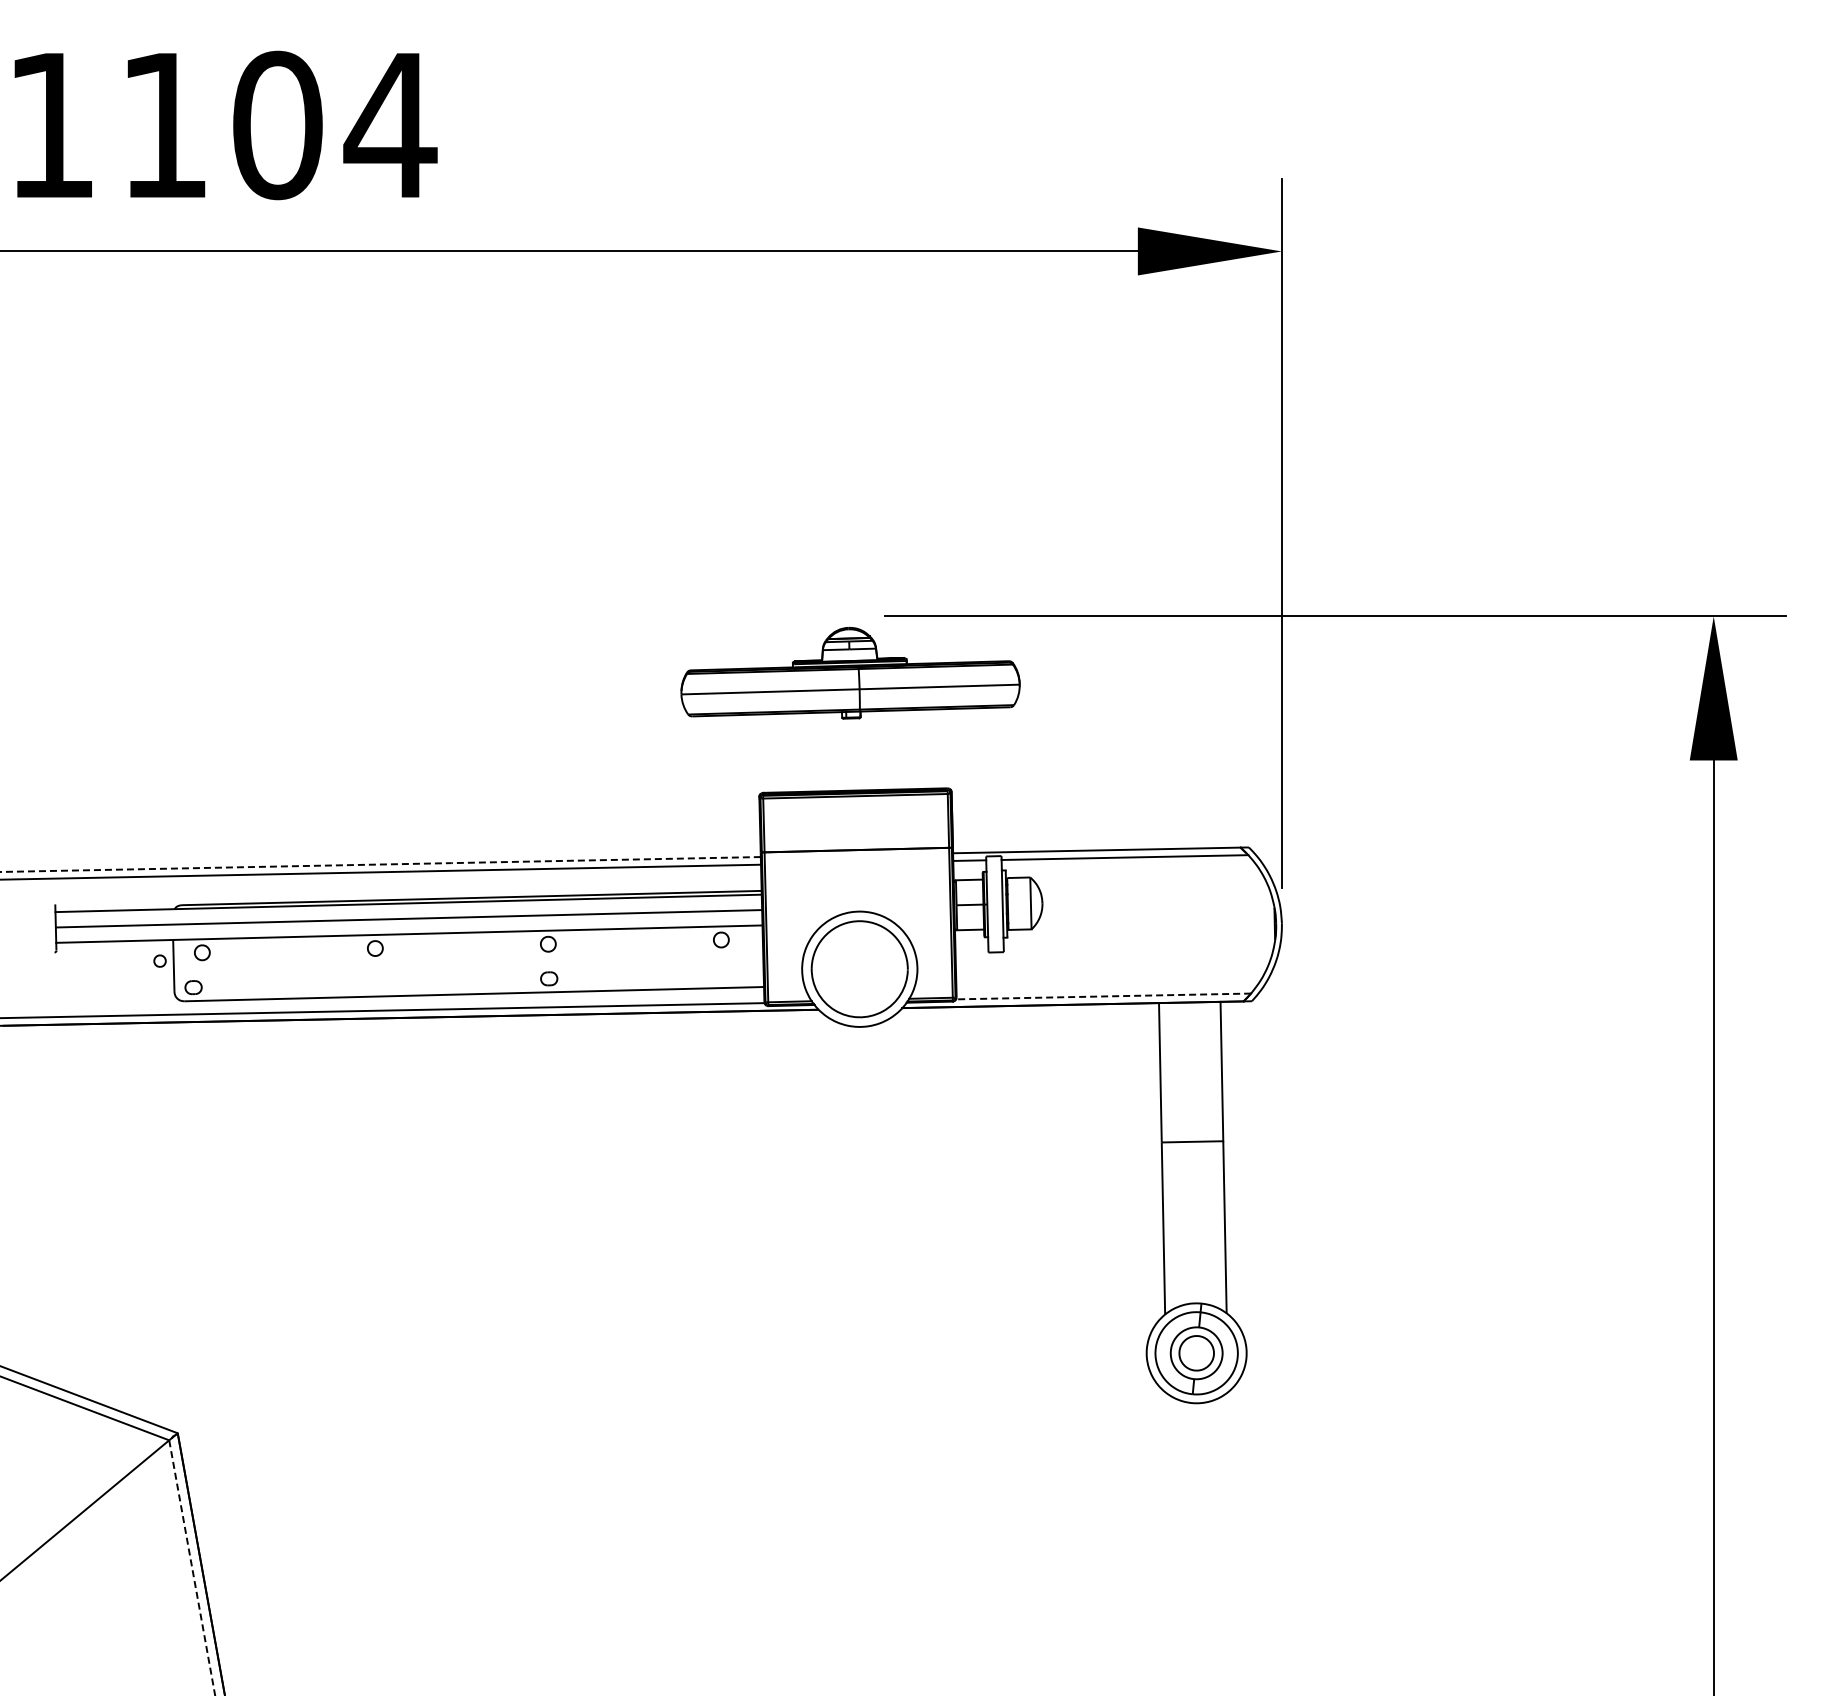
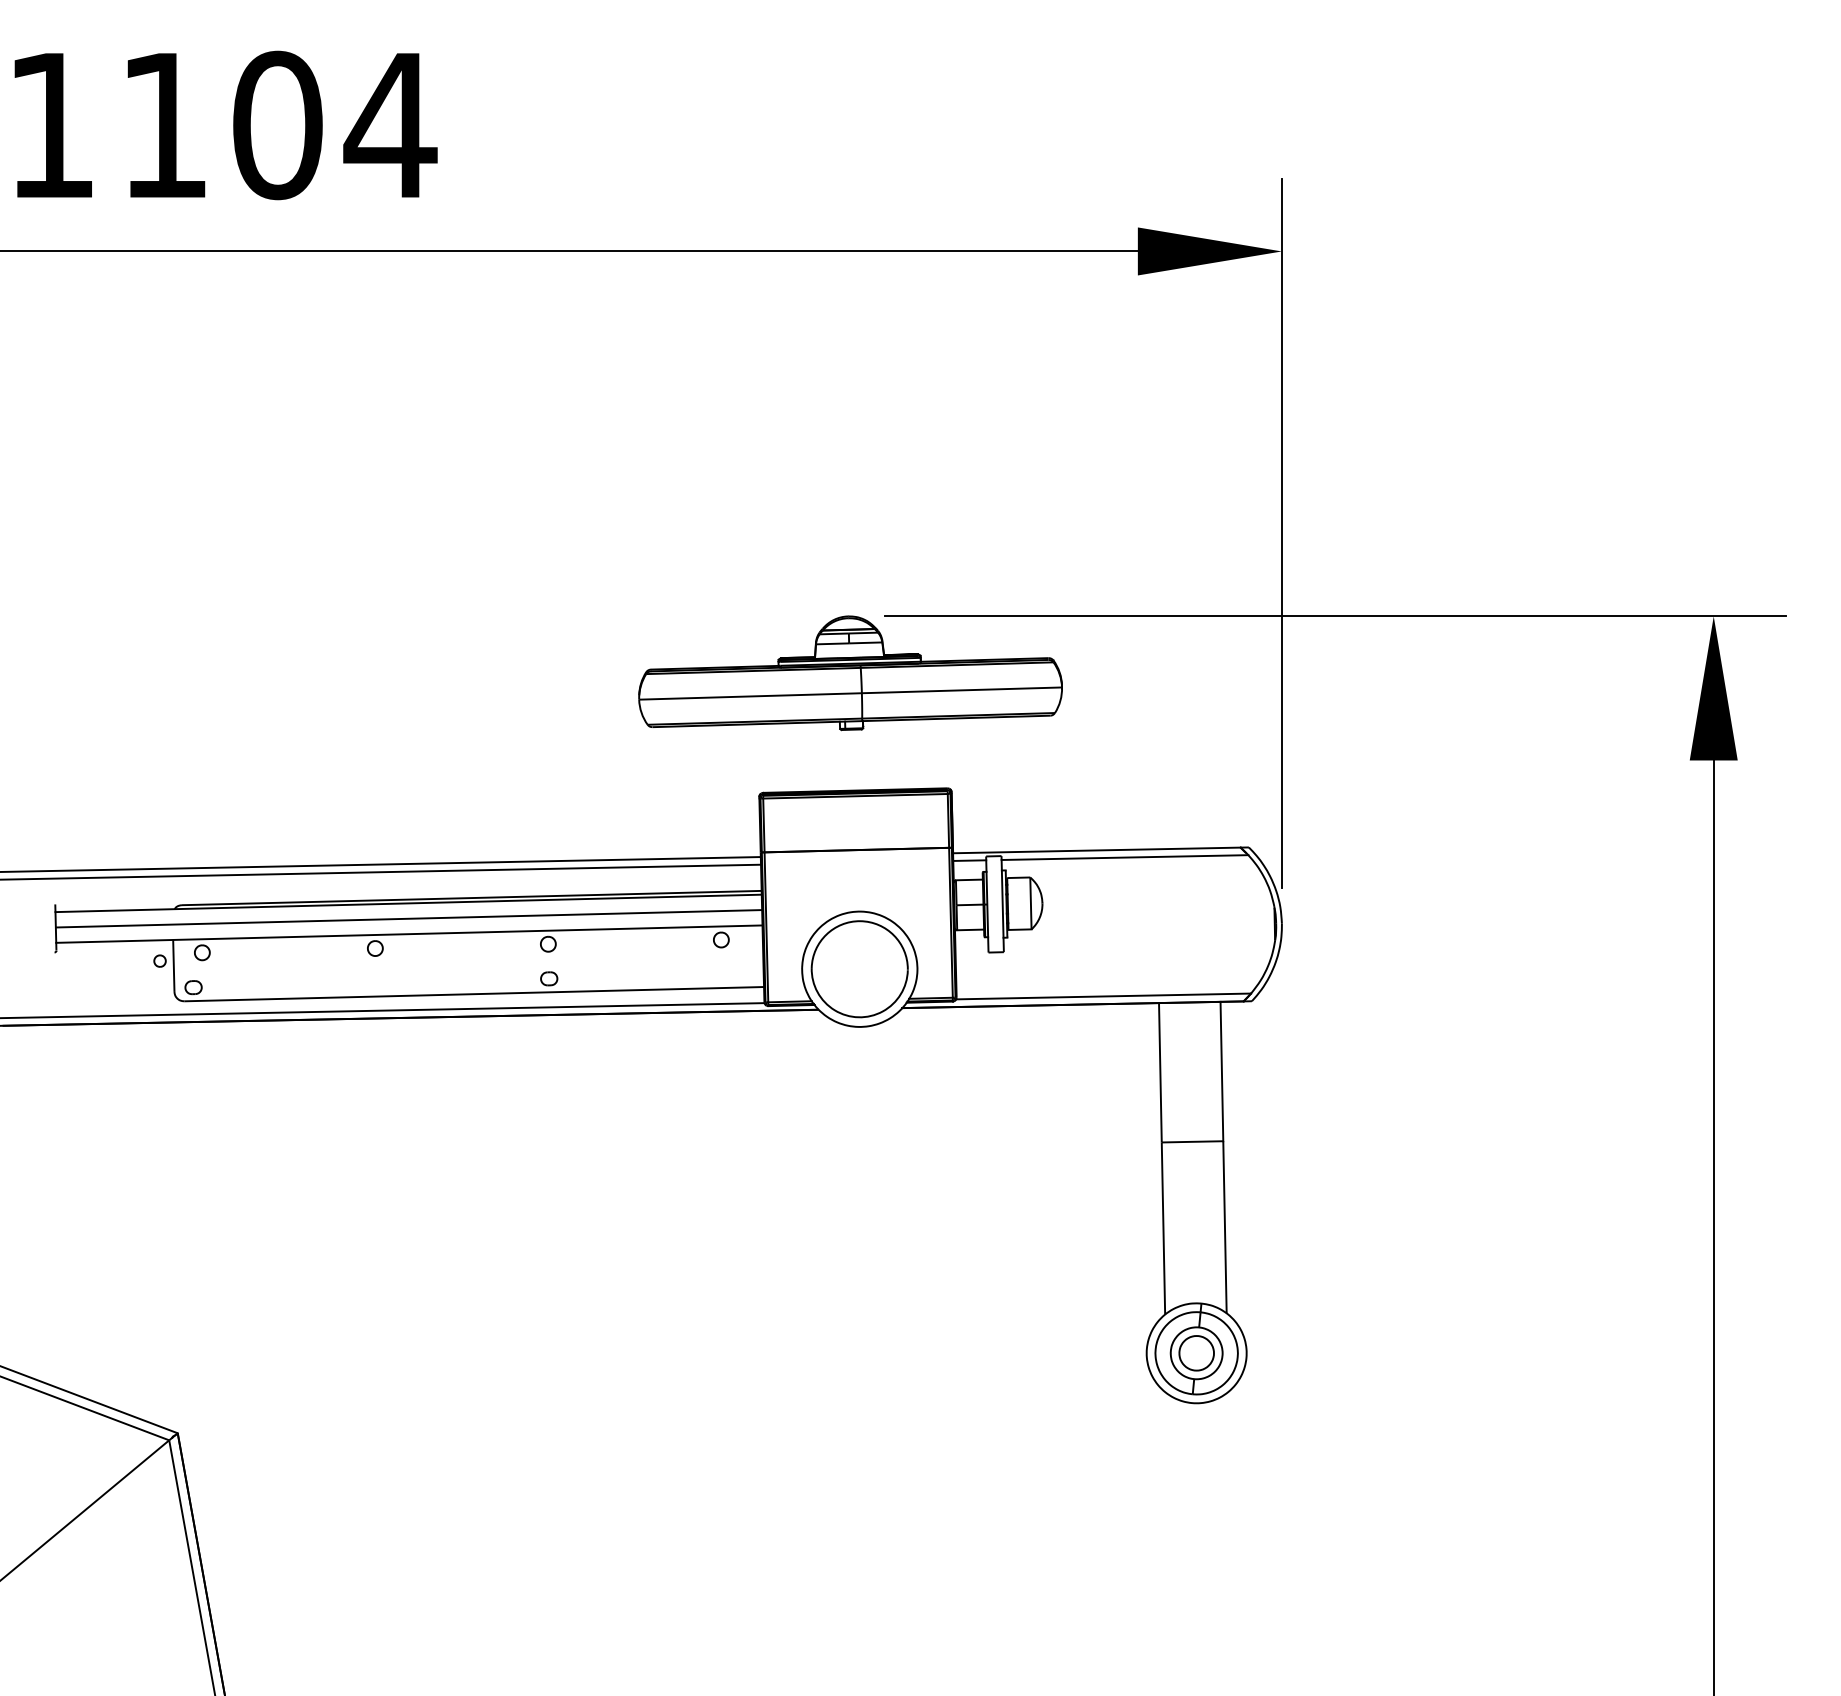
part size: 341x94 px -> 425x117 px (850, 673)
line: dashed -> solid (380, 864)
line: dashed -> solid (1103, 996)
line: dashed -> solid (192, 1568)
